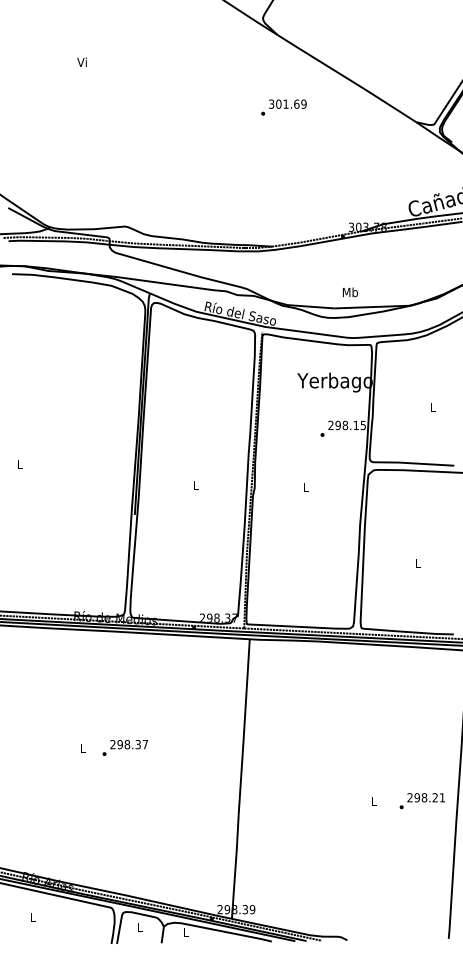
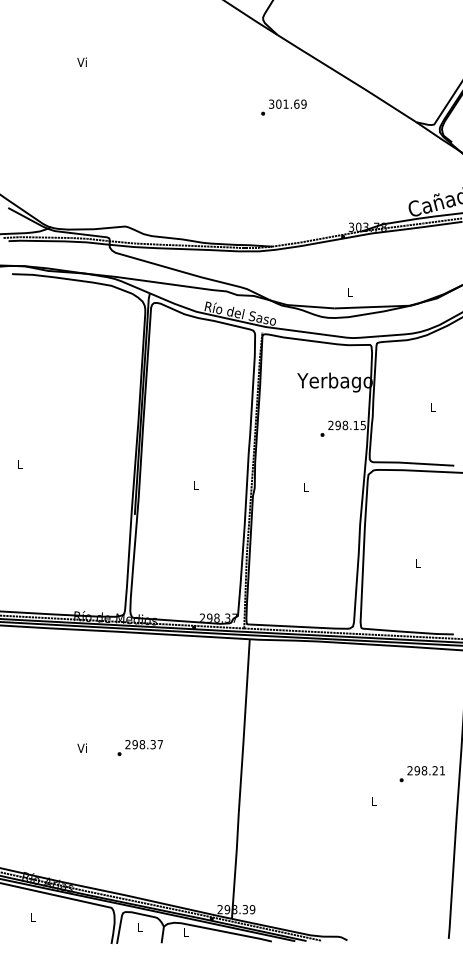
text: Mb -> L (349, 292)
text: L -> Vi (81, 747)
text position: (124, 747) -> (139, 747) (139, 747)
text position: (421, 801) -> (421, 774) (421, 774)
